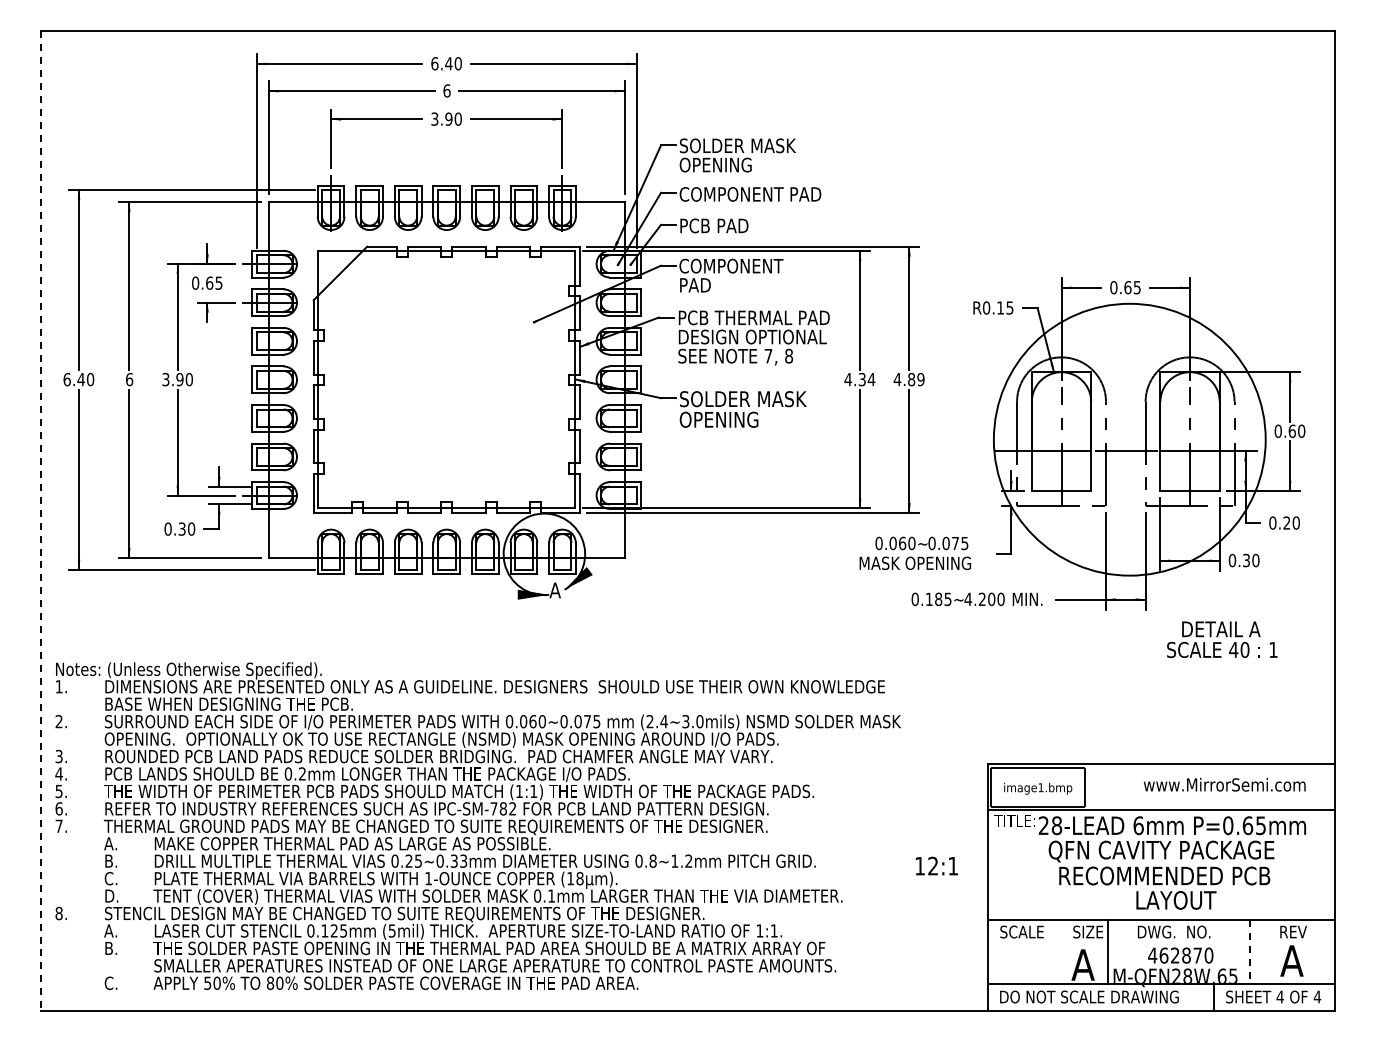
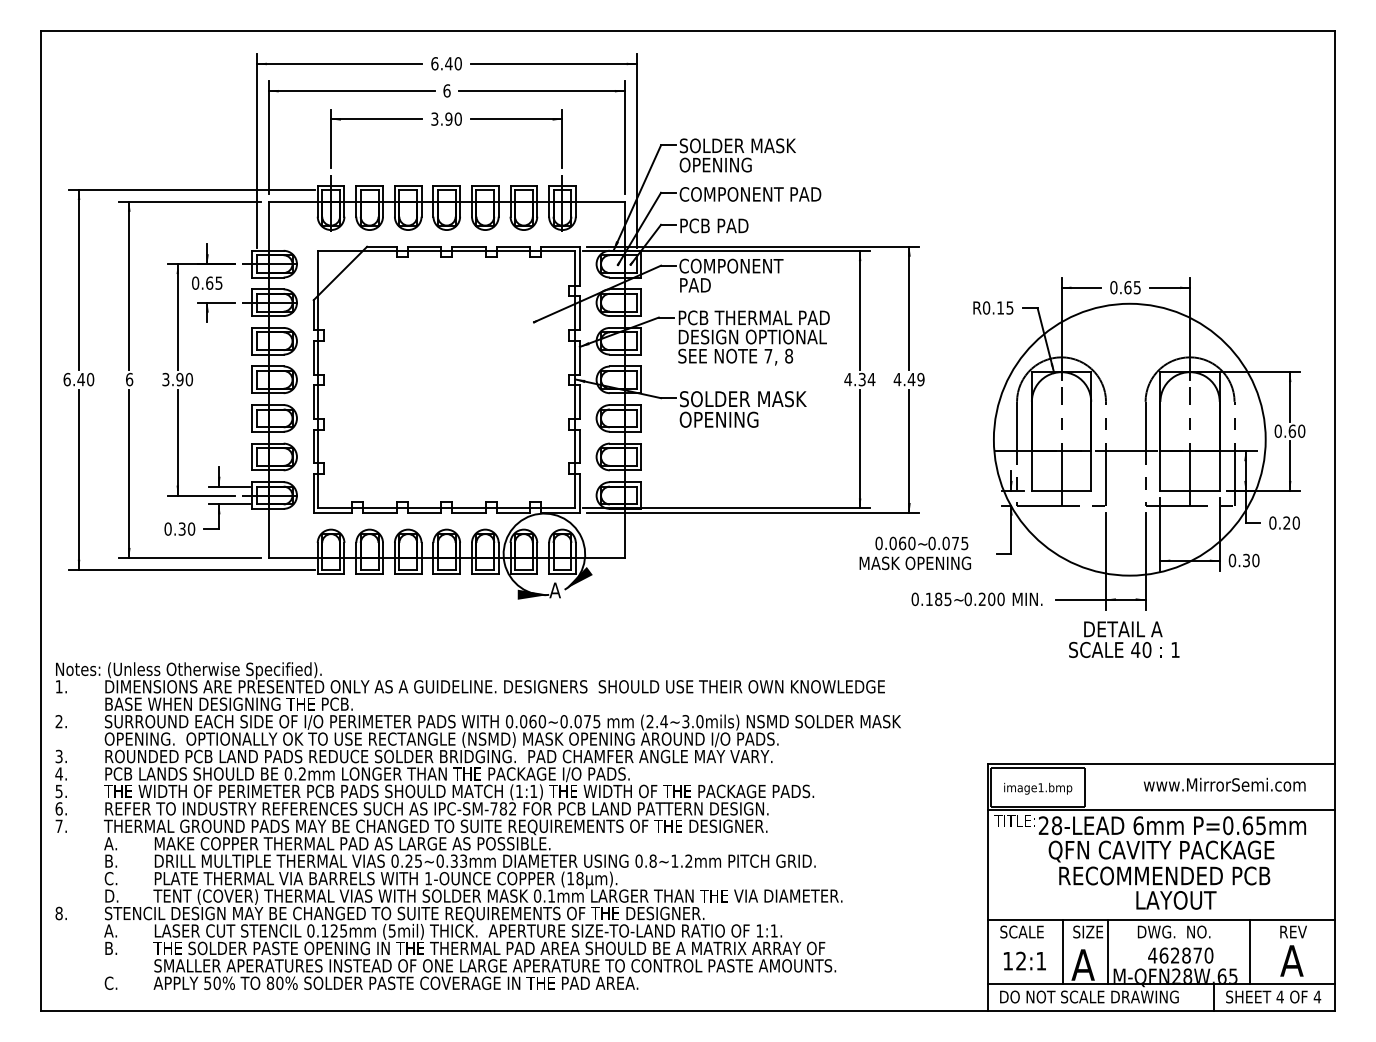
text: 4.89 -> 4.49 (911, 379)
line: dashed -> solid (41, 520)
text: 4.200 -> 0.200 (968, 599)
text position: (1222, 639) -> (1124, 639) (1124, 639)
text position: (936, 865) -> (1024, 960) (1024, 960)
line: none -> present (1063, 952)
line: dashed -> solid (1249, 952)
